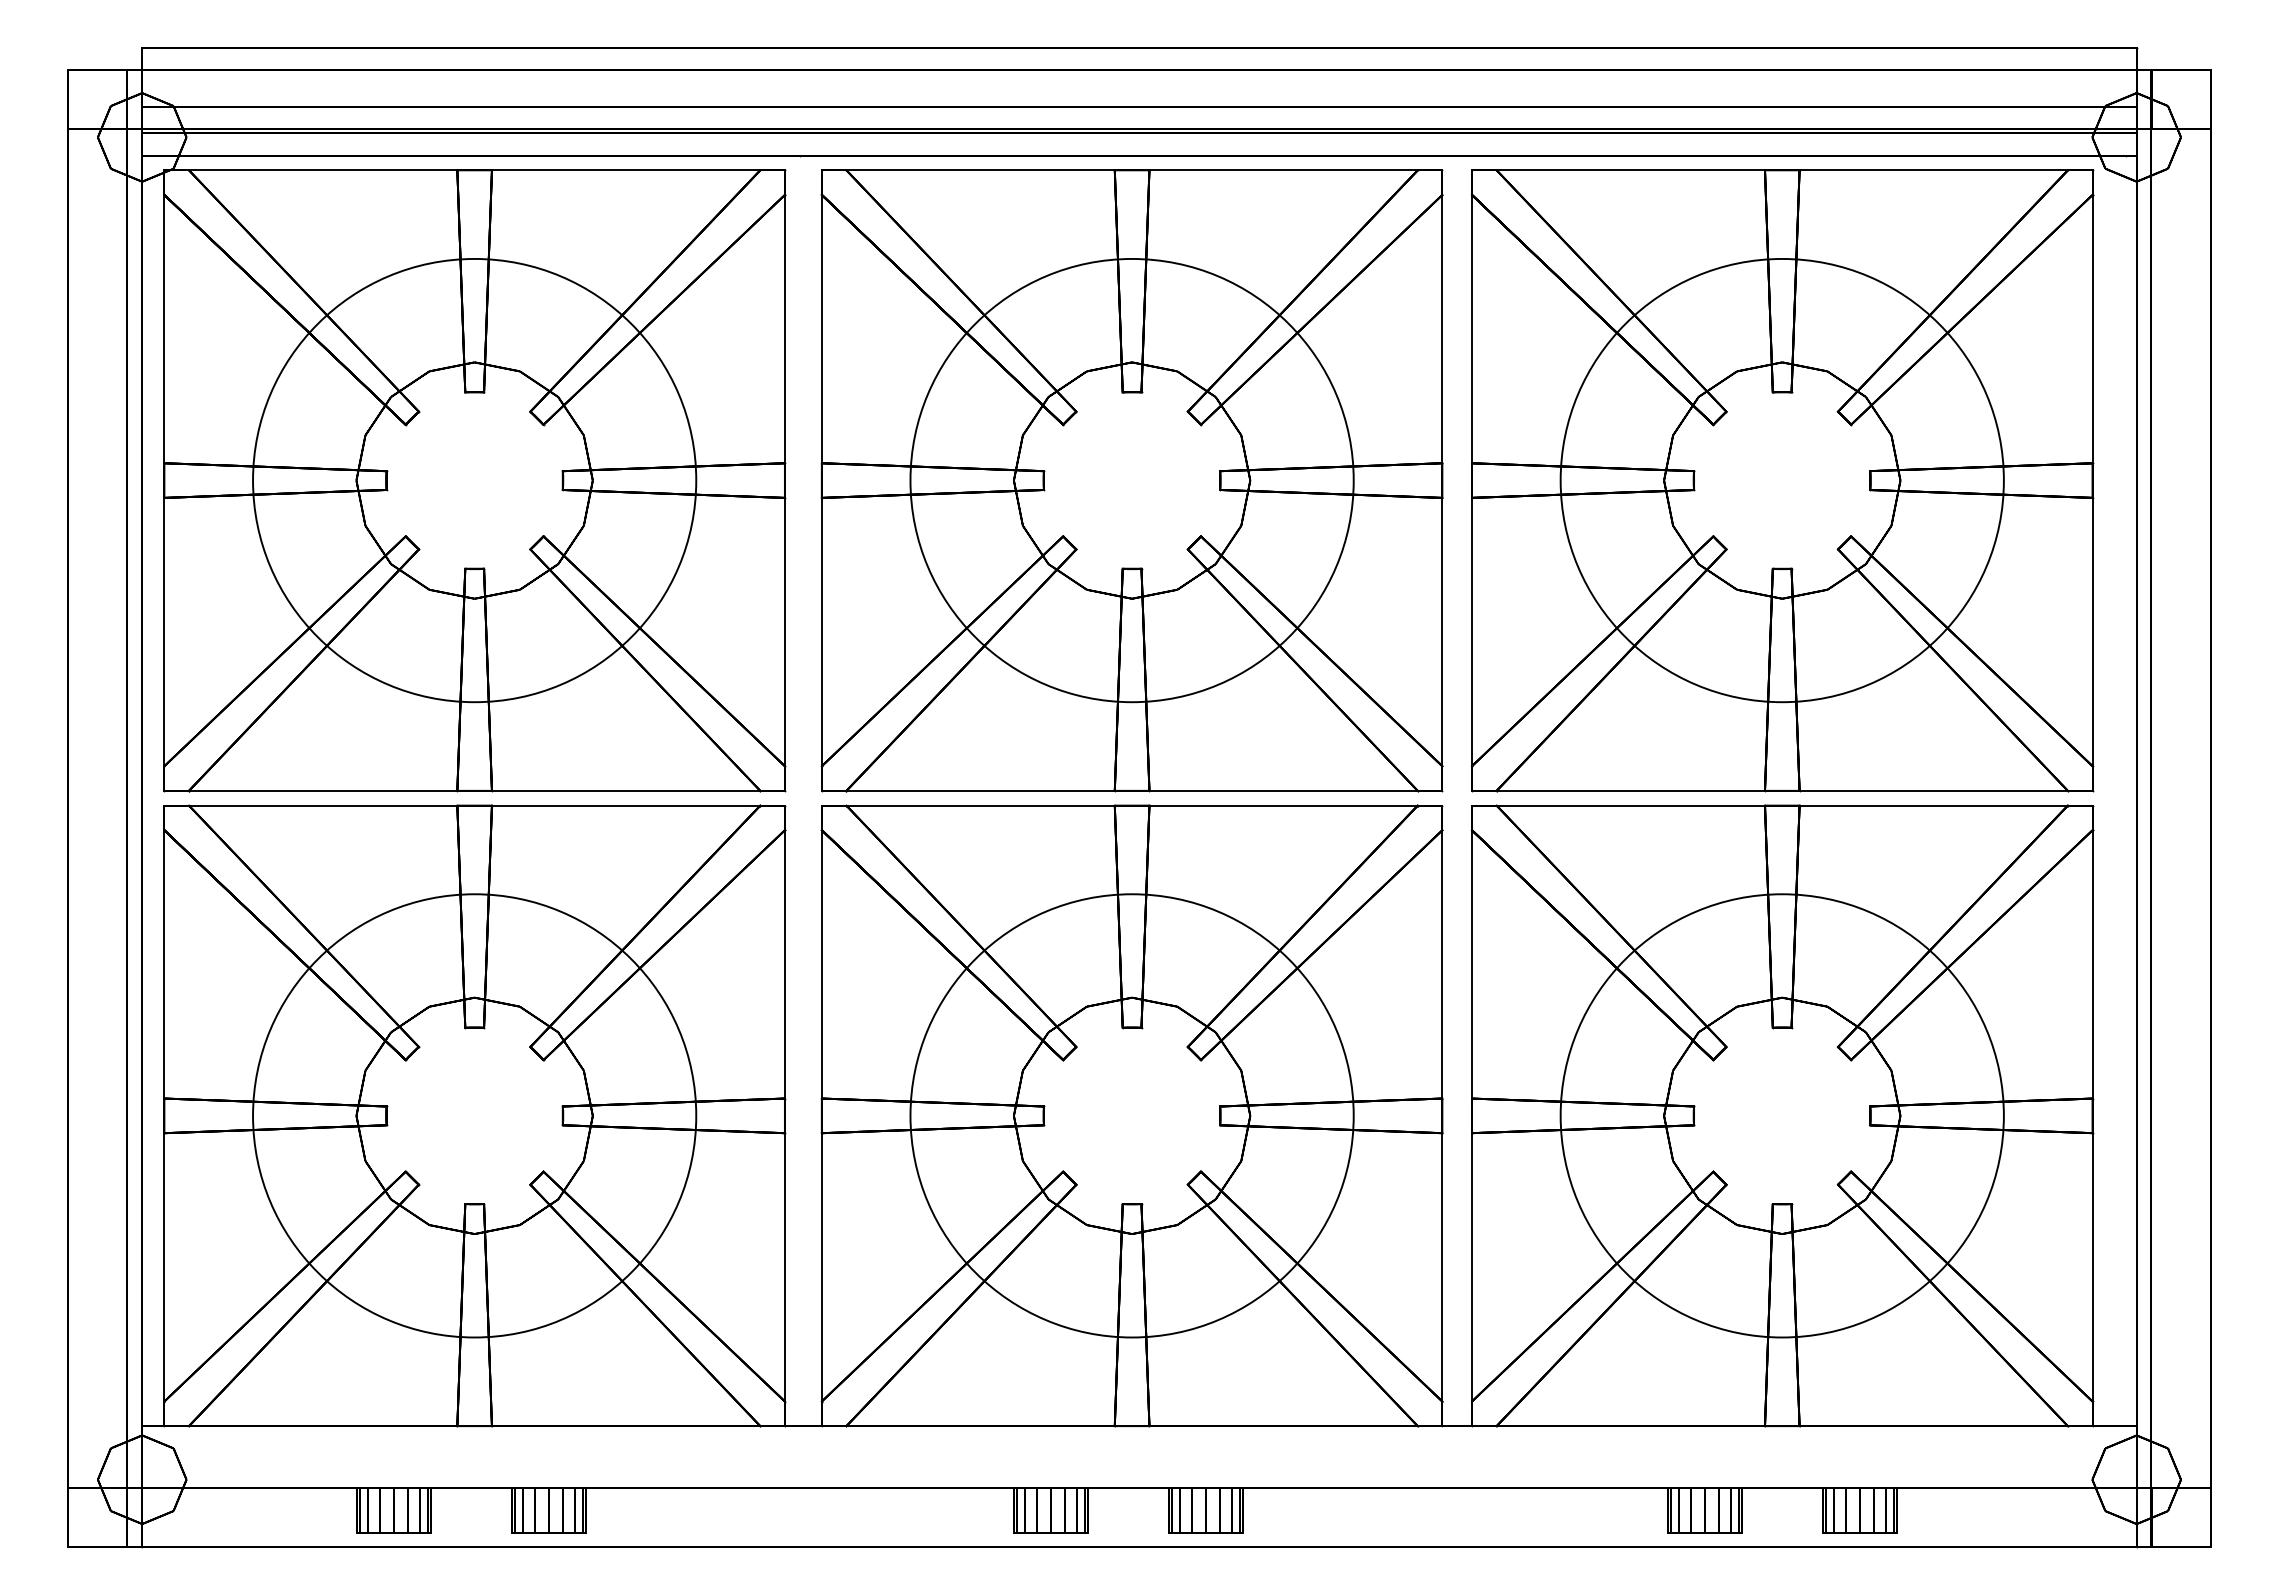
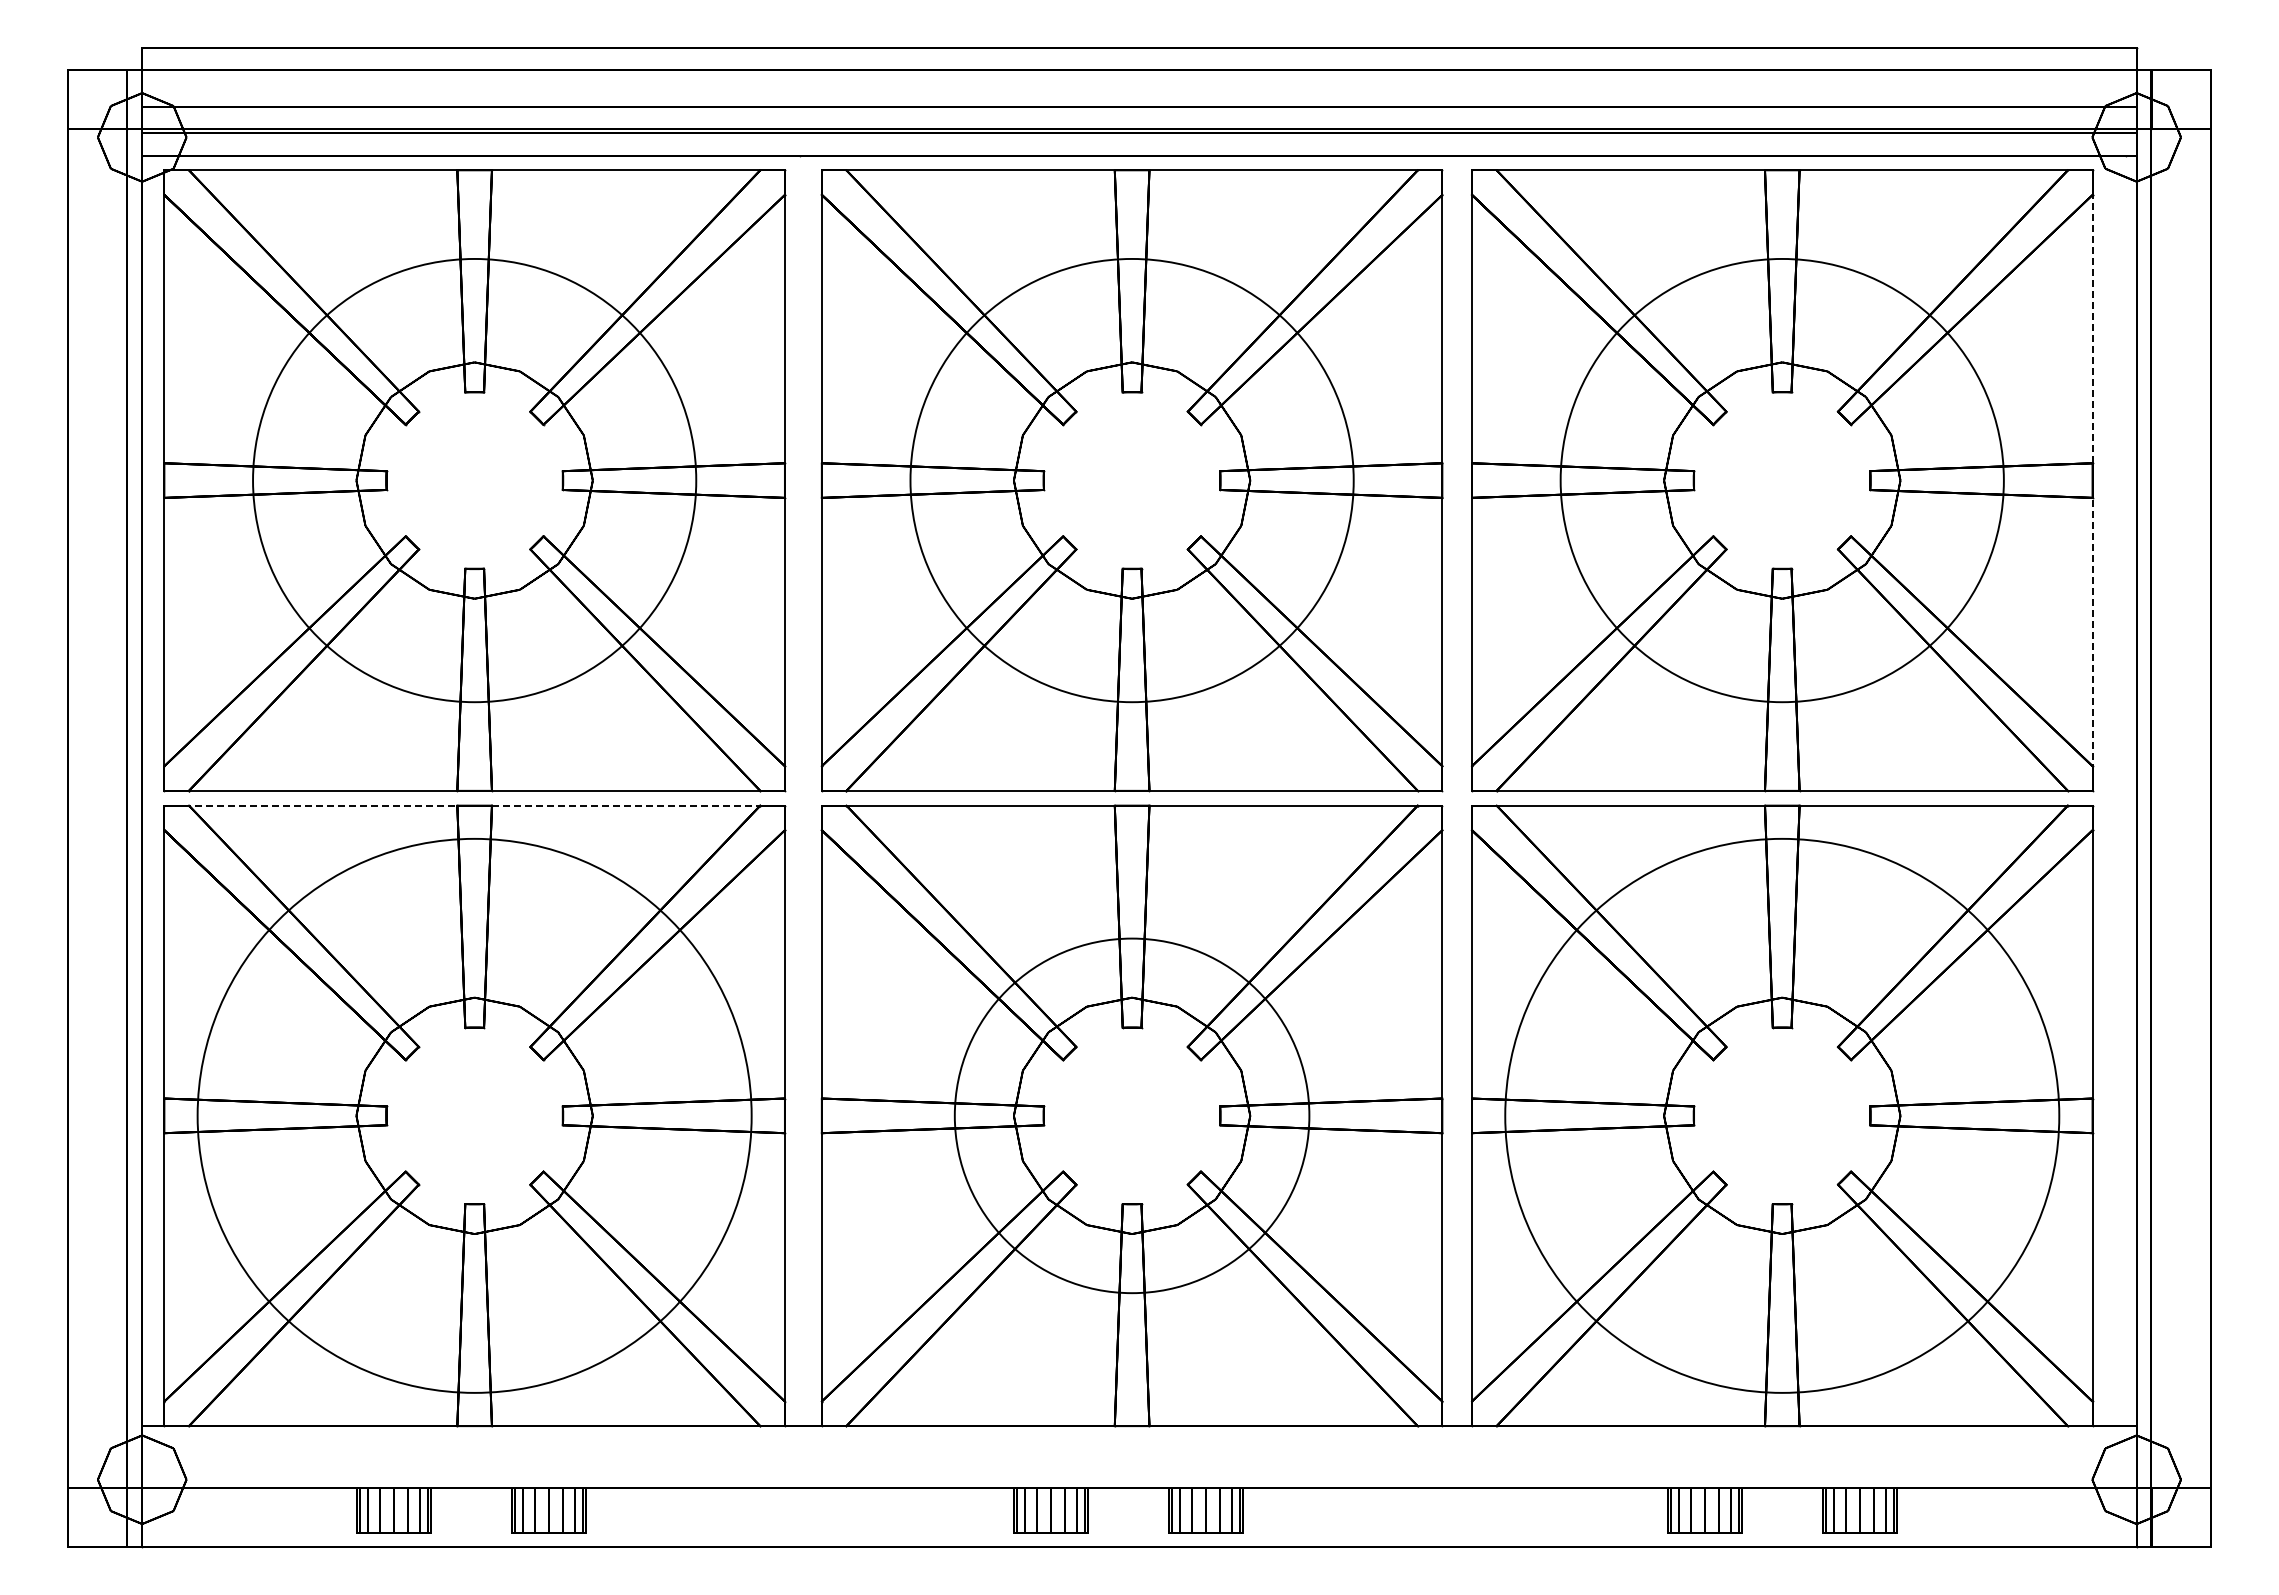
line: solid -> dashed (2092, 481)
line: solid -> dashed (474, 805)
circle diameter: 443 px -> 554 px (474, 1115)
circle diameter: 443 px -> 355 px (1131, 1115)
circle diameter: 443 px -> 554 px (1782, 1115)
